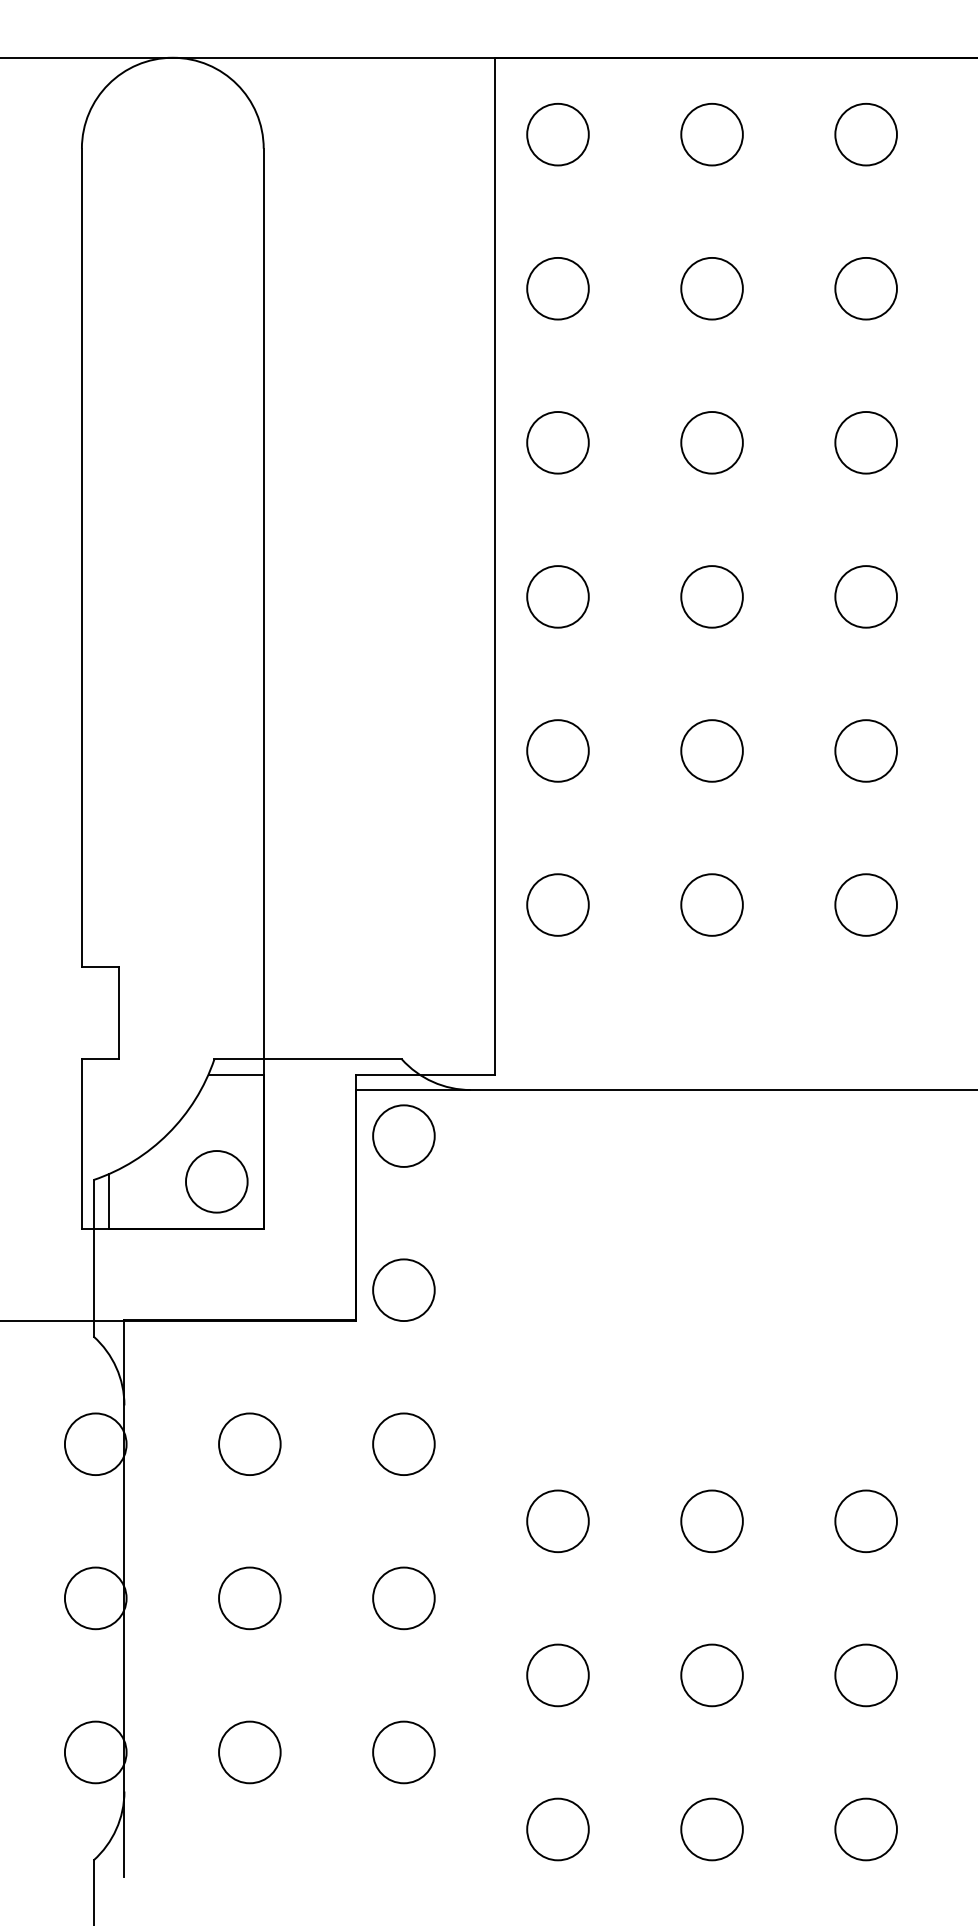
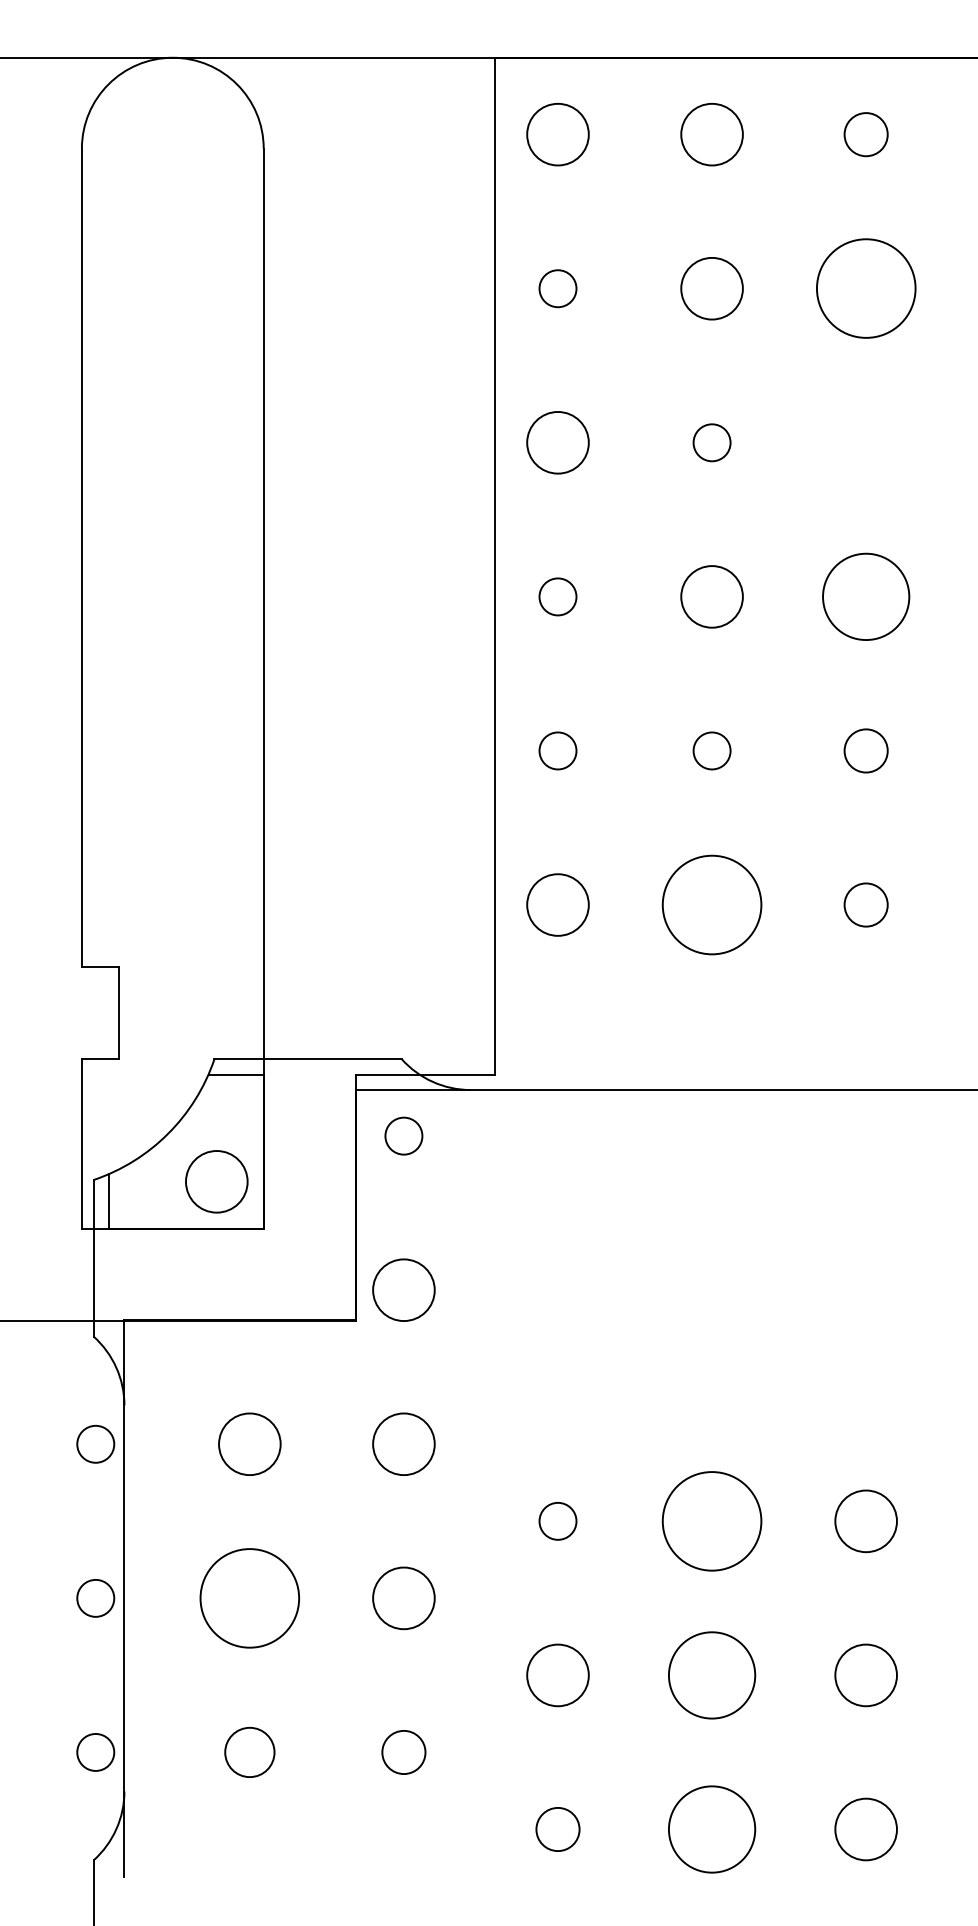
circle diameter: 62 px -> 43 px (865, 134)
circle diameter: 62 px -> 37 px (557, 288)
circle size: 64x64 px -> 101x101 px (866, 288)
circle diameter: 62 px -> 37 px (711, 442)
circle: present -> none (865, 442)
circle size: 64x64 px -> 40x40 px (557, 596)
circle diameter: 62 px -> 86 px (866, 596)
circle diameter: 62 px -> 37 px (557, 750)
circle diameter: 62 px -> 37 px (711, 750)
circle diameter: 62 px -> 43 px (865, 750)
circle diameter: 62 px -> 99 px (711, 904)
circle diameter: 62 px -> 43 px (865, 904)
circle diameter: 62 px -> 37 px (403, 1135)
circle diameter: 62 px -> 37 px (95, 1443)
circle diameter: 62 px -> 37 px (557, 1520)
circle diameter: 62 px -> 99 px (711, 1521)
circle diameter: 62 px -> 37 px (95, 1597)
circle diameter: 62 px -> 99 px (249, 1598)
circle diameter: 62 px -> 86 px (711, 1675)
circle diameter: 62 px -> 37 px (95, 1751)
circle size: 64x65 px -> 52x52 px (249, 1751)
circle diameter: 62 px -> 43 px (403, 1752)
circle size: 64x65 px -> 46x45 px (557, 1829)
circle diameter: 62 px -> 86 px (711, 1829)
